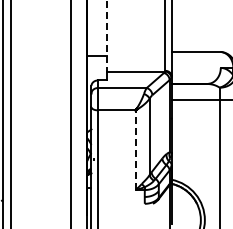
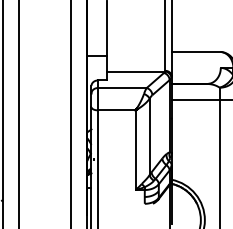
line: dashed -> solid (107, 36)
line position: (11, 113) -> (19, 113) (19, 113)
line: dashed -> solid (135, 150)
